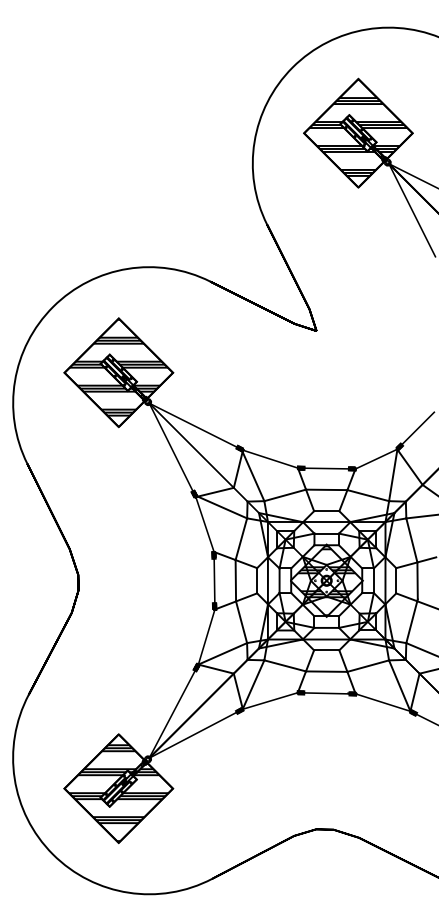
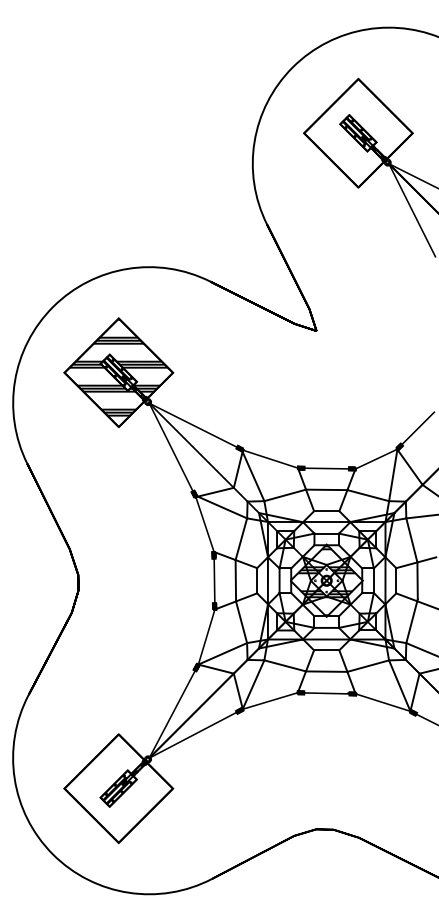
hatch: present -> none (358, 127)
hatch: present -> none (118, 793)
